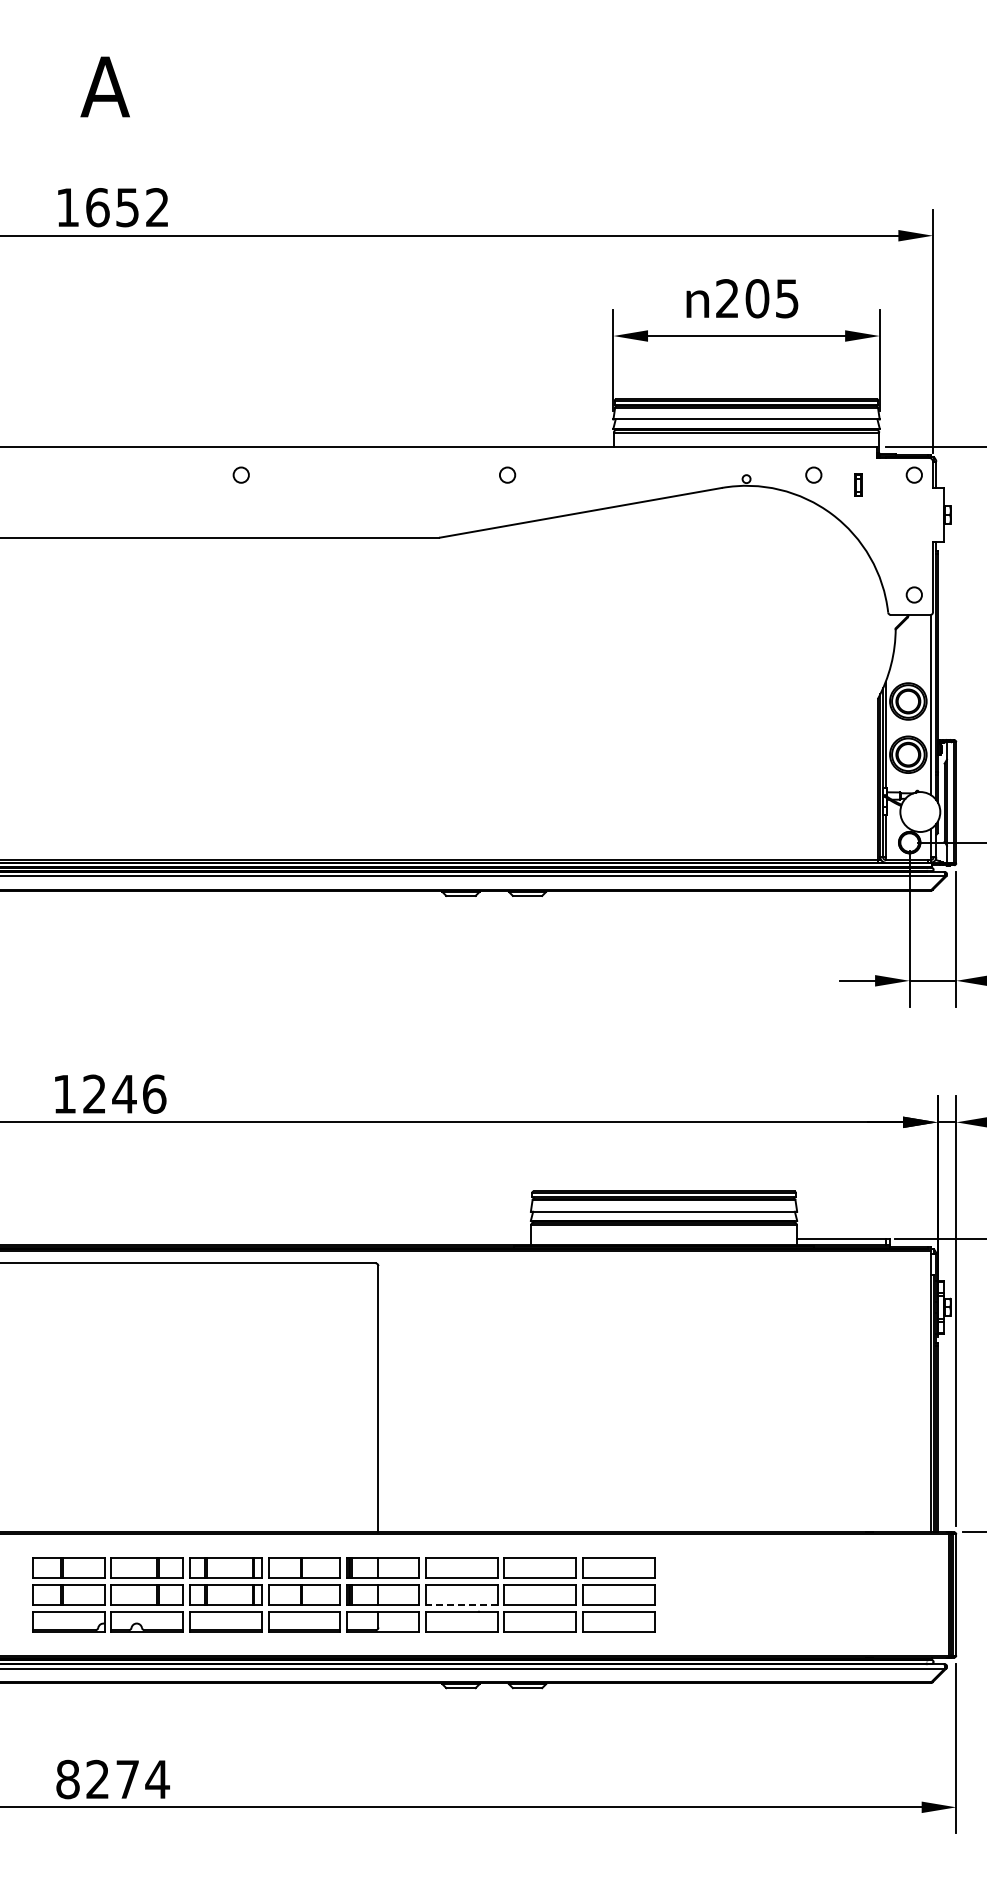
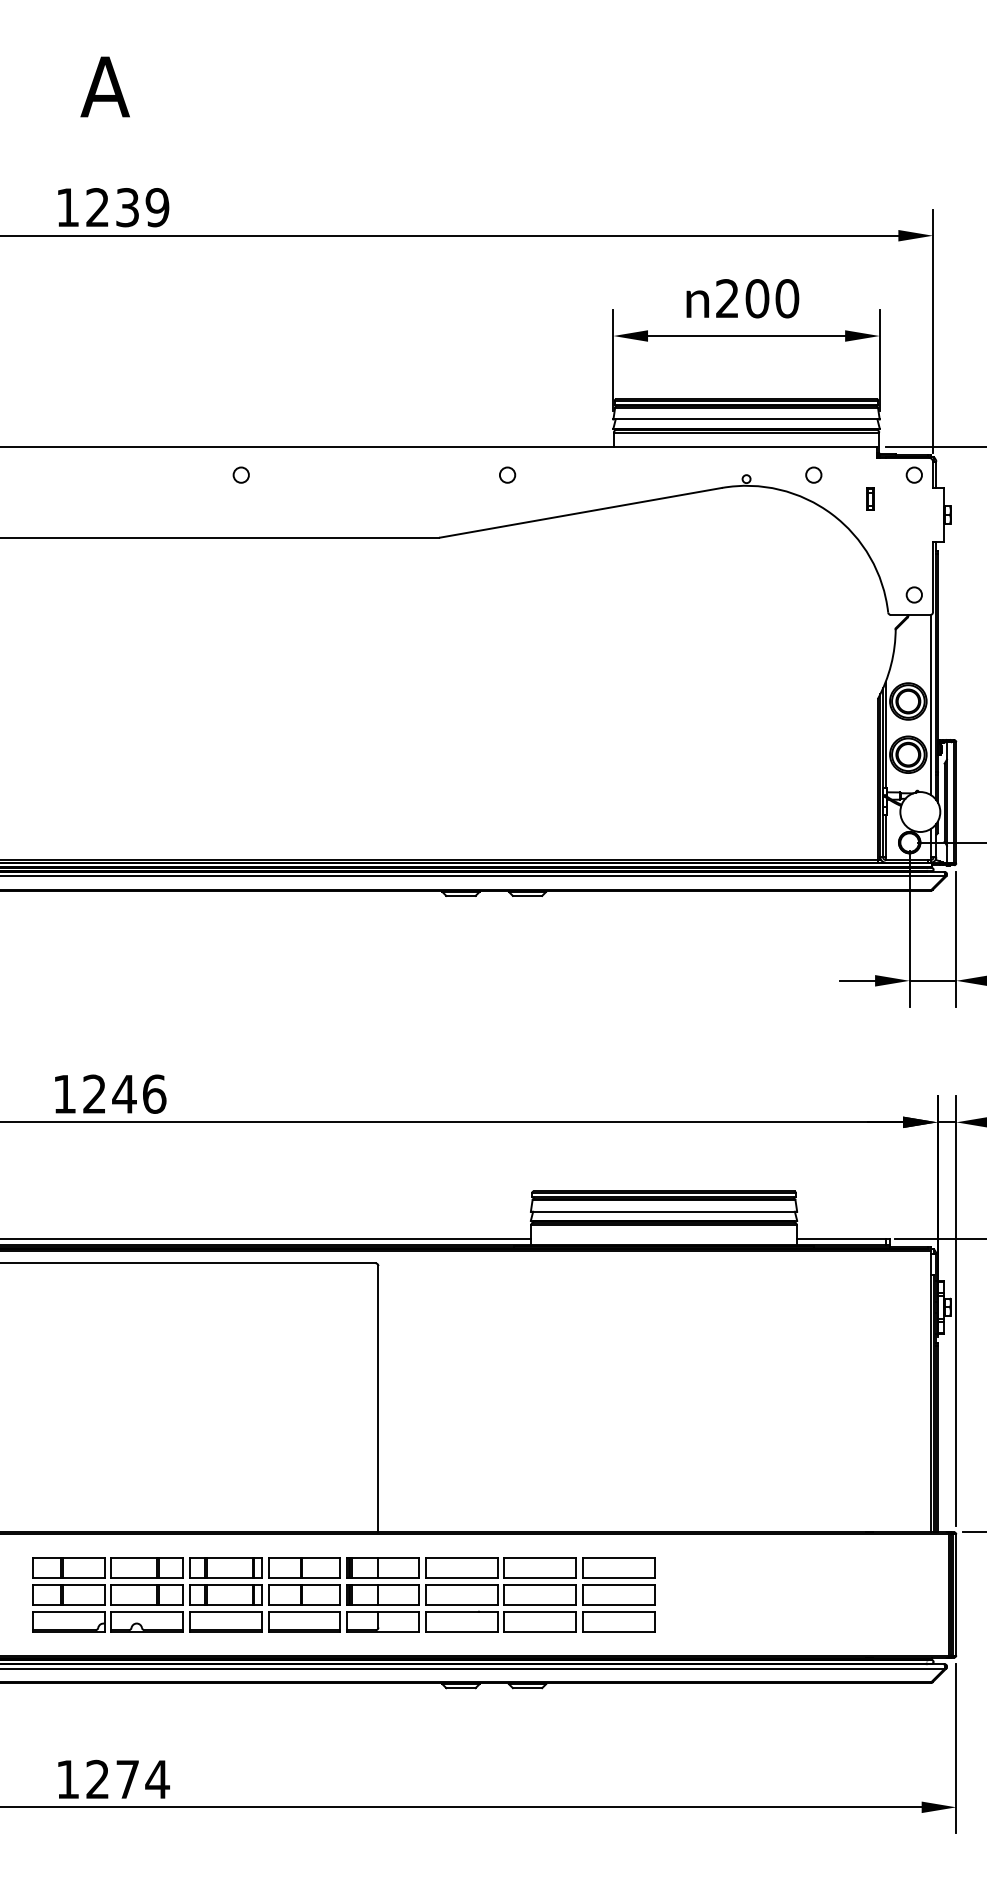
text: 1652 -> 1239 (127, 207)
text: 205 -> 200 (787, 298)
part position: (858, 484) -> (870, 498) (870, 498)
line: none -> present (266, 1239)
line: dashed -> solid (461, 1604)
text: 8274 -> 1274 (67, 1779)
